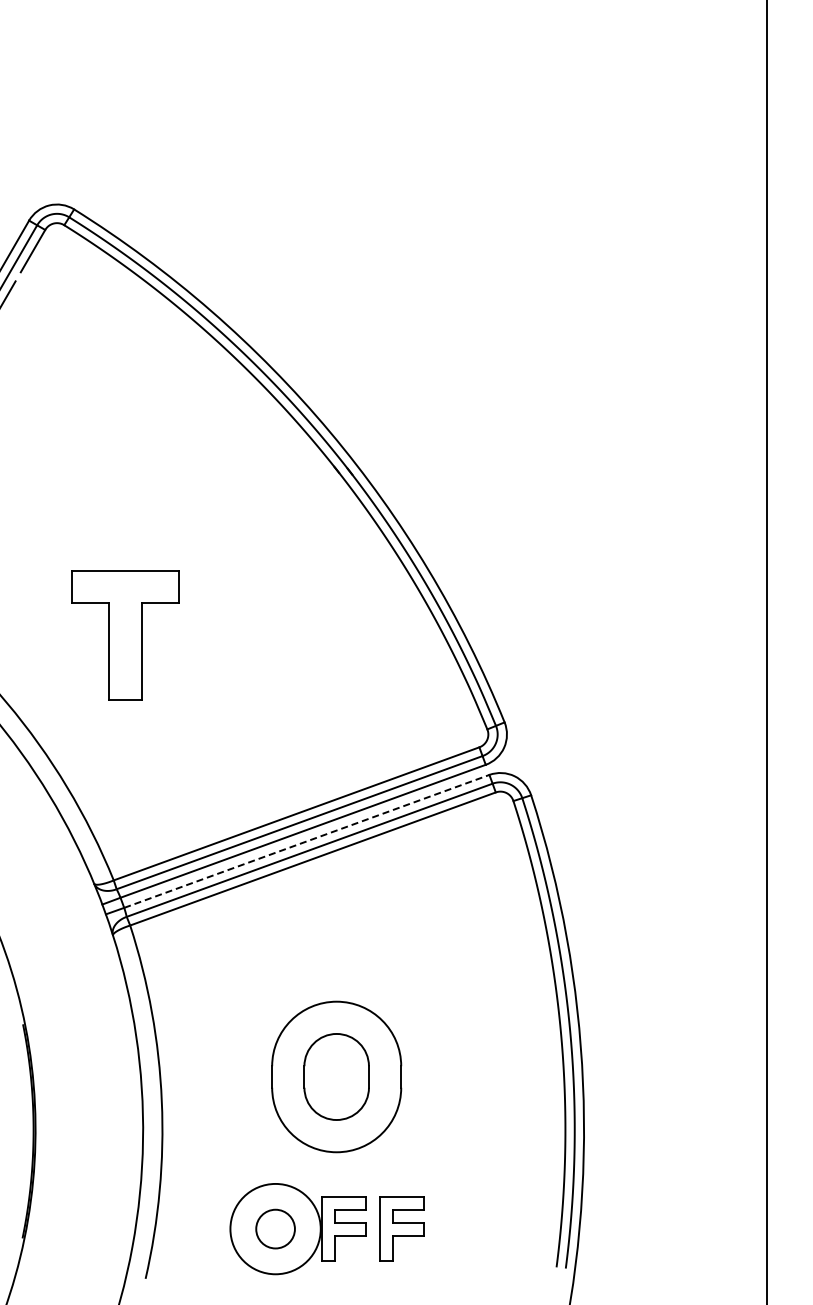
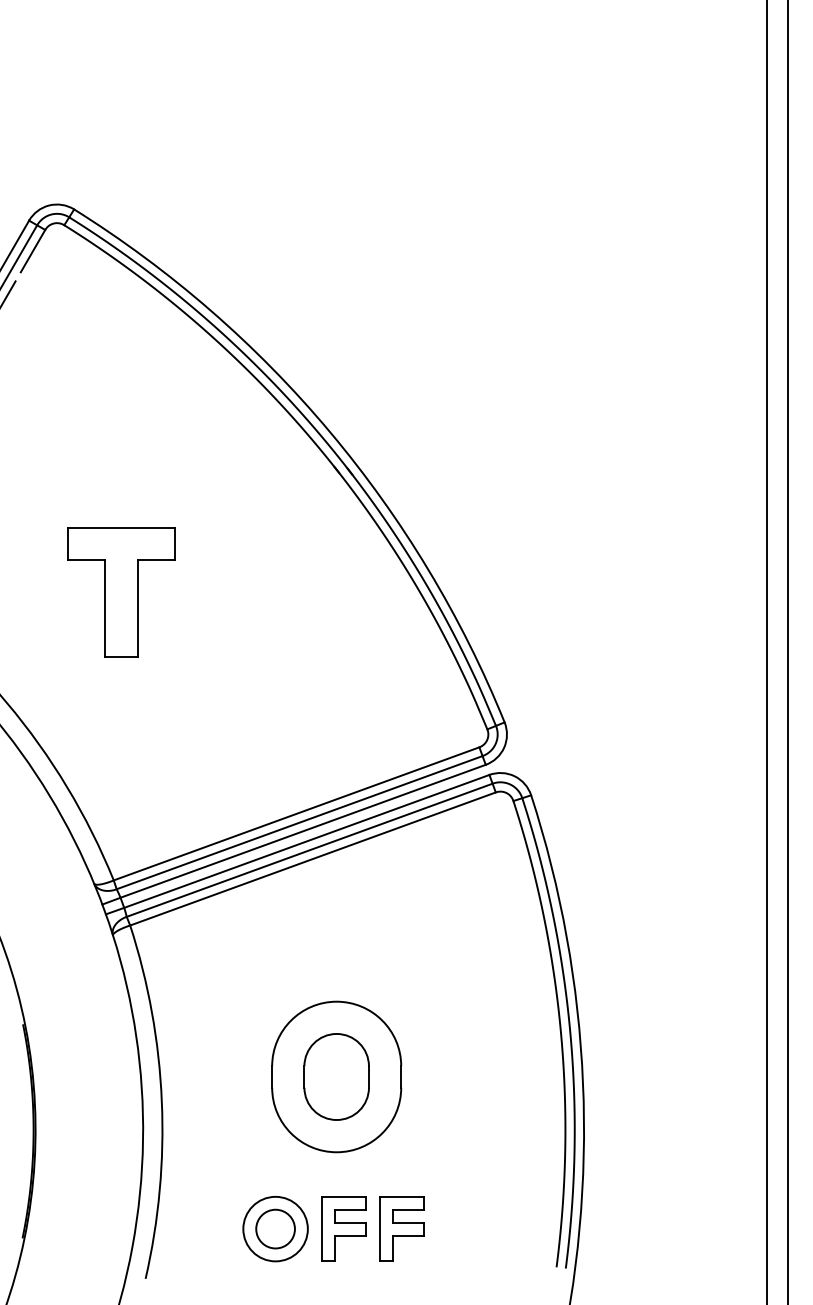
part position: (125, 635) -> (121, 592) (121, 592)
line: none -> present (788, 651)
line: dashed -> solid (307, 841)
circle diameter: 90 px -> 65 px (275, 1228)
